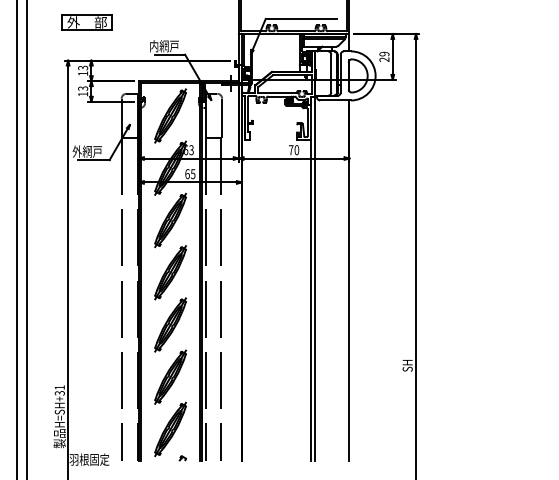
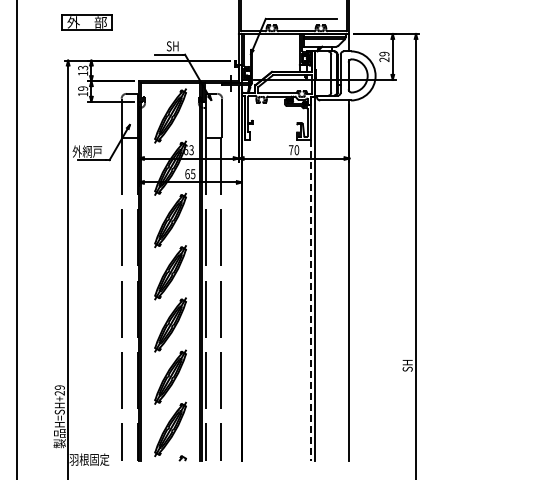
text: 内網戸 -> SH (164, 46)
text: 13 -> 19 (82, 88)
line: present -> none (27, 239)
line: solid -> dashed (310, 300)
text: H=SH+31 -> H=SH+29 (59, 390)
